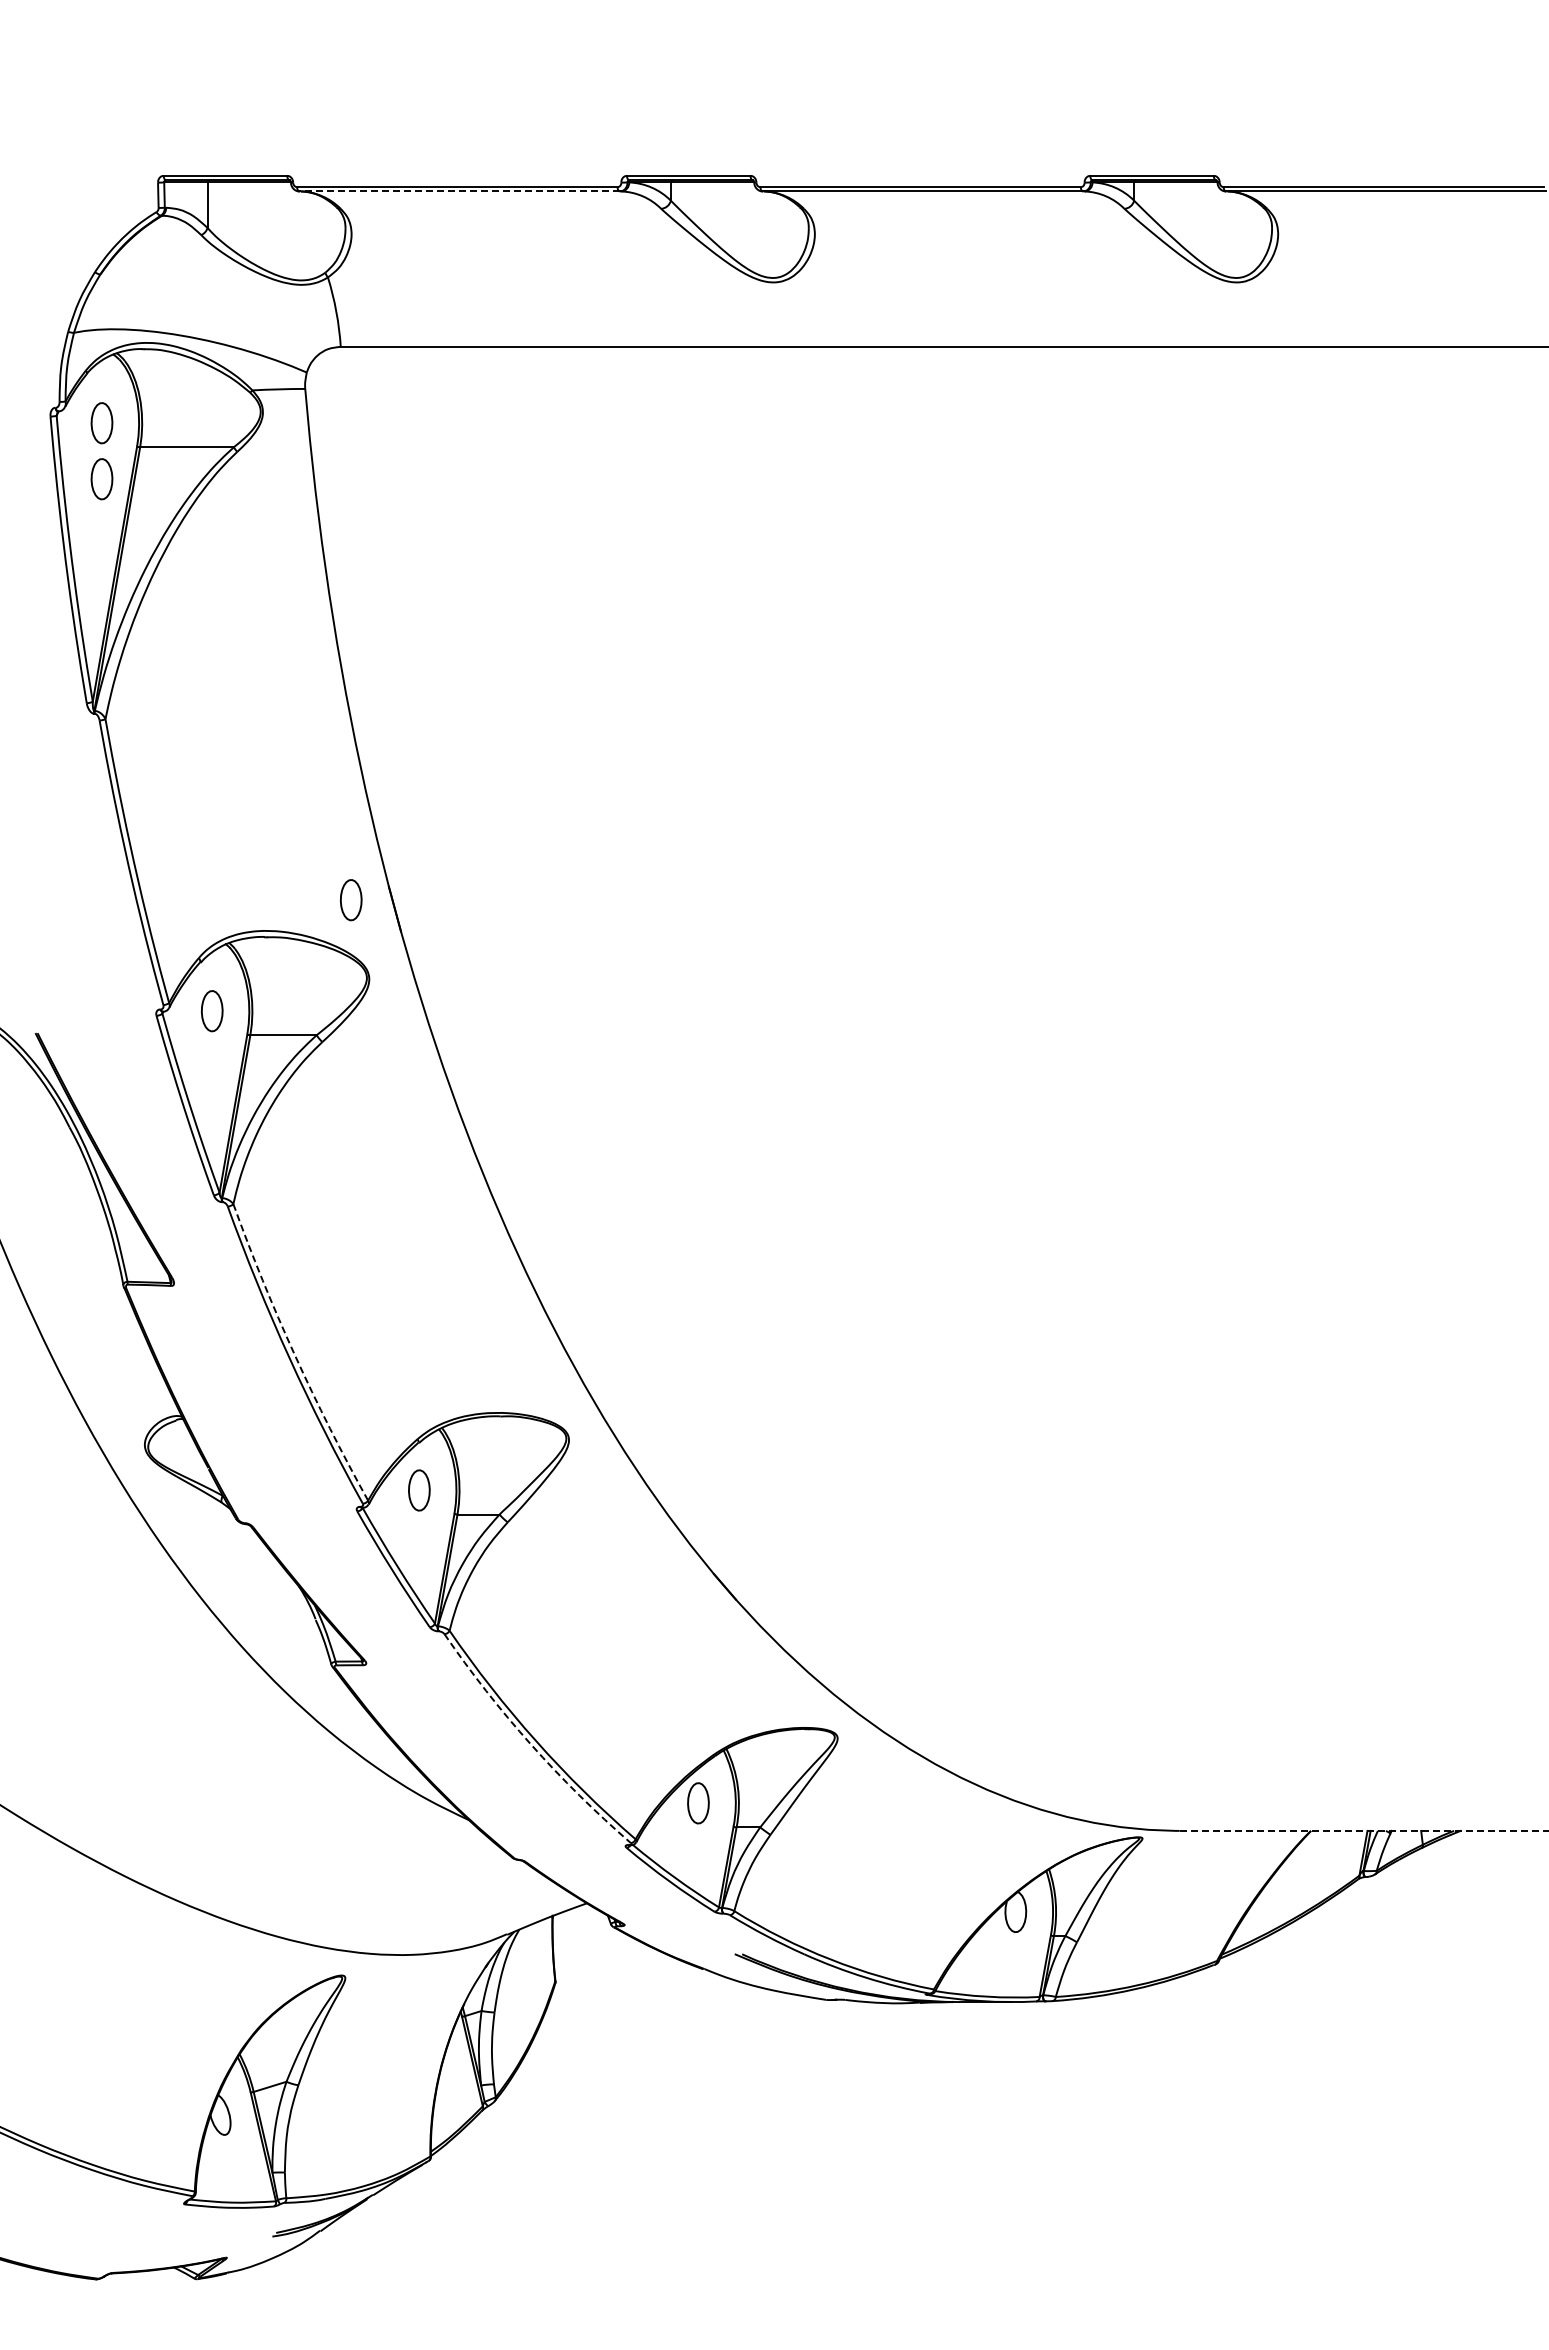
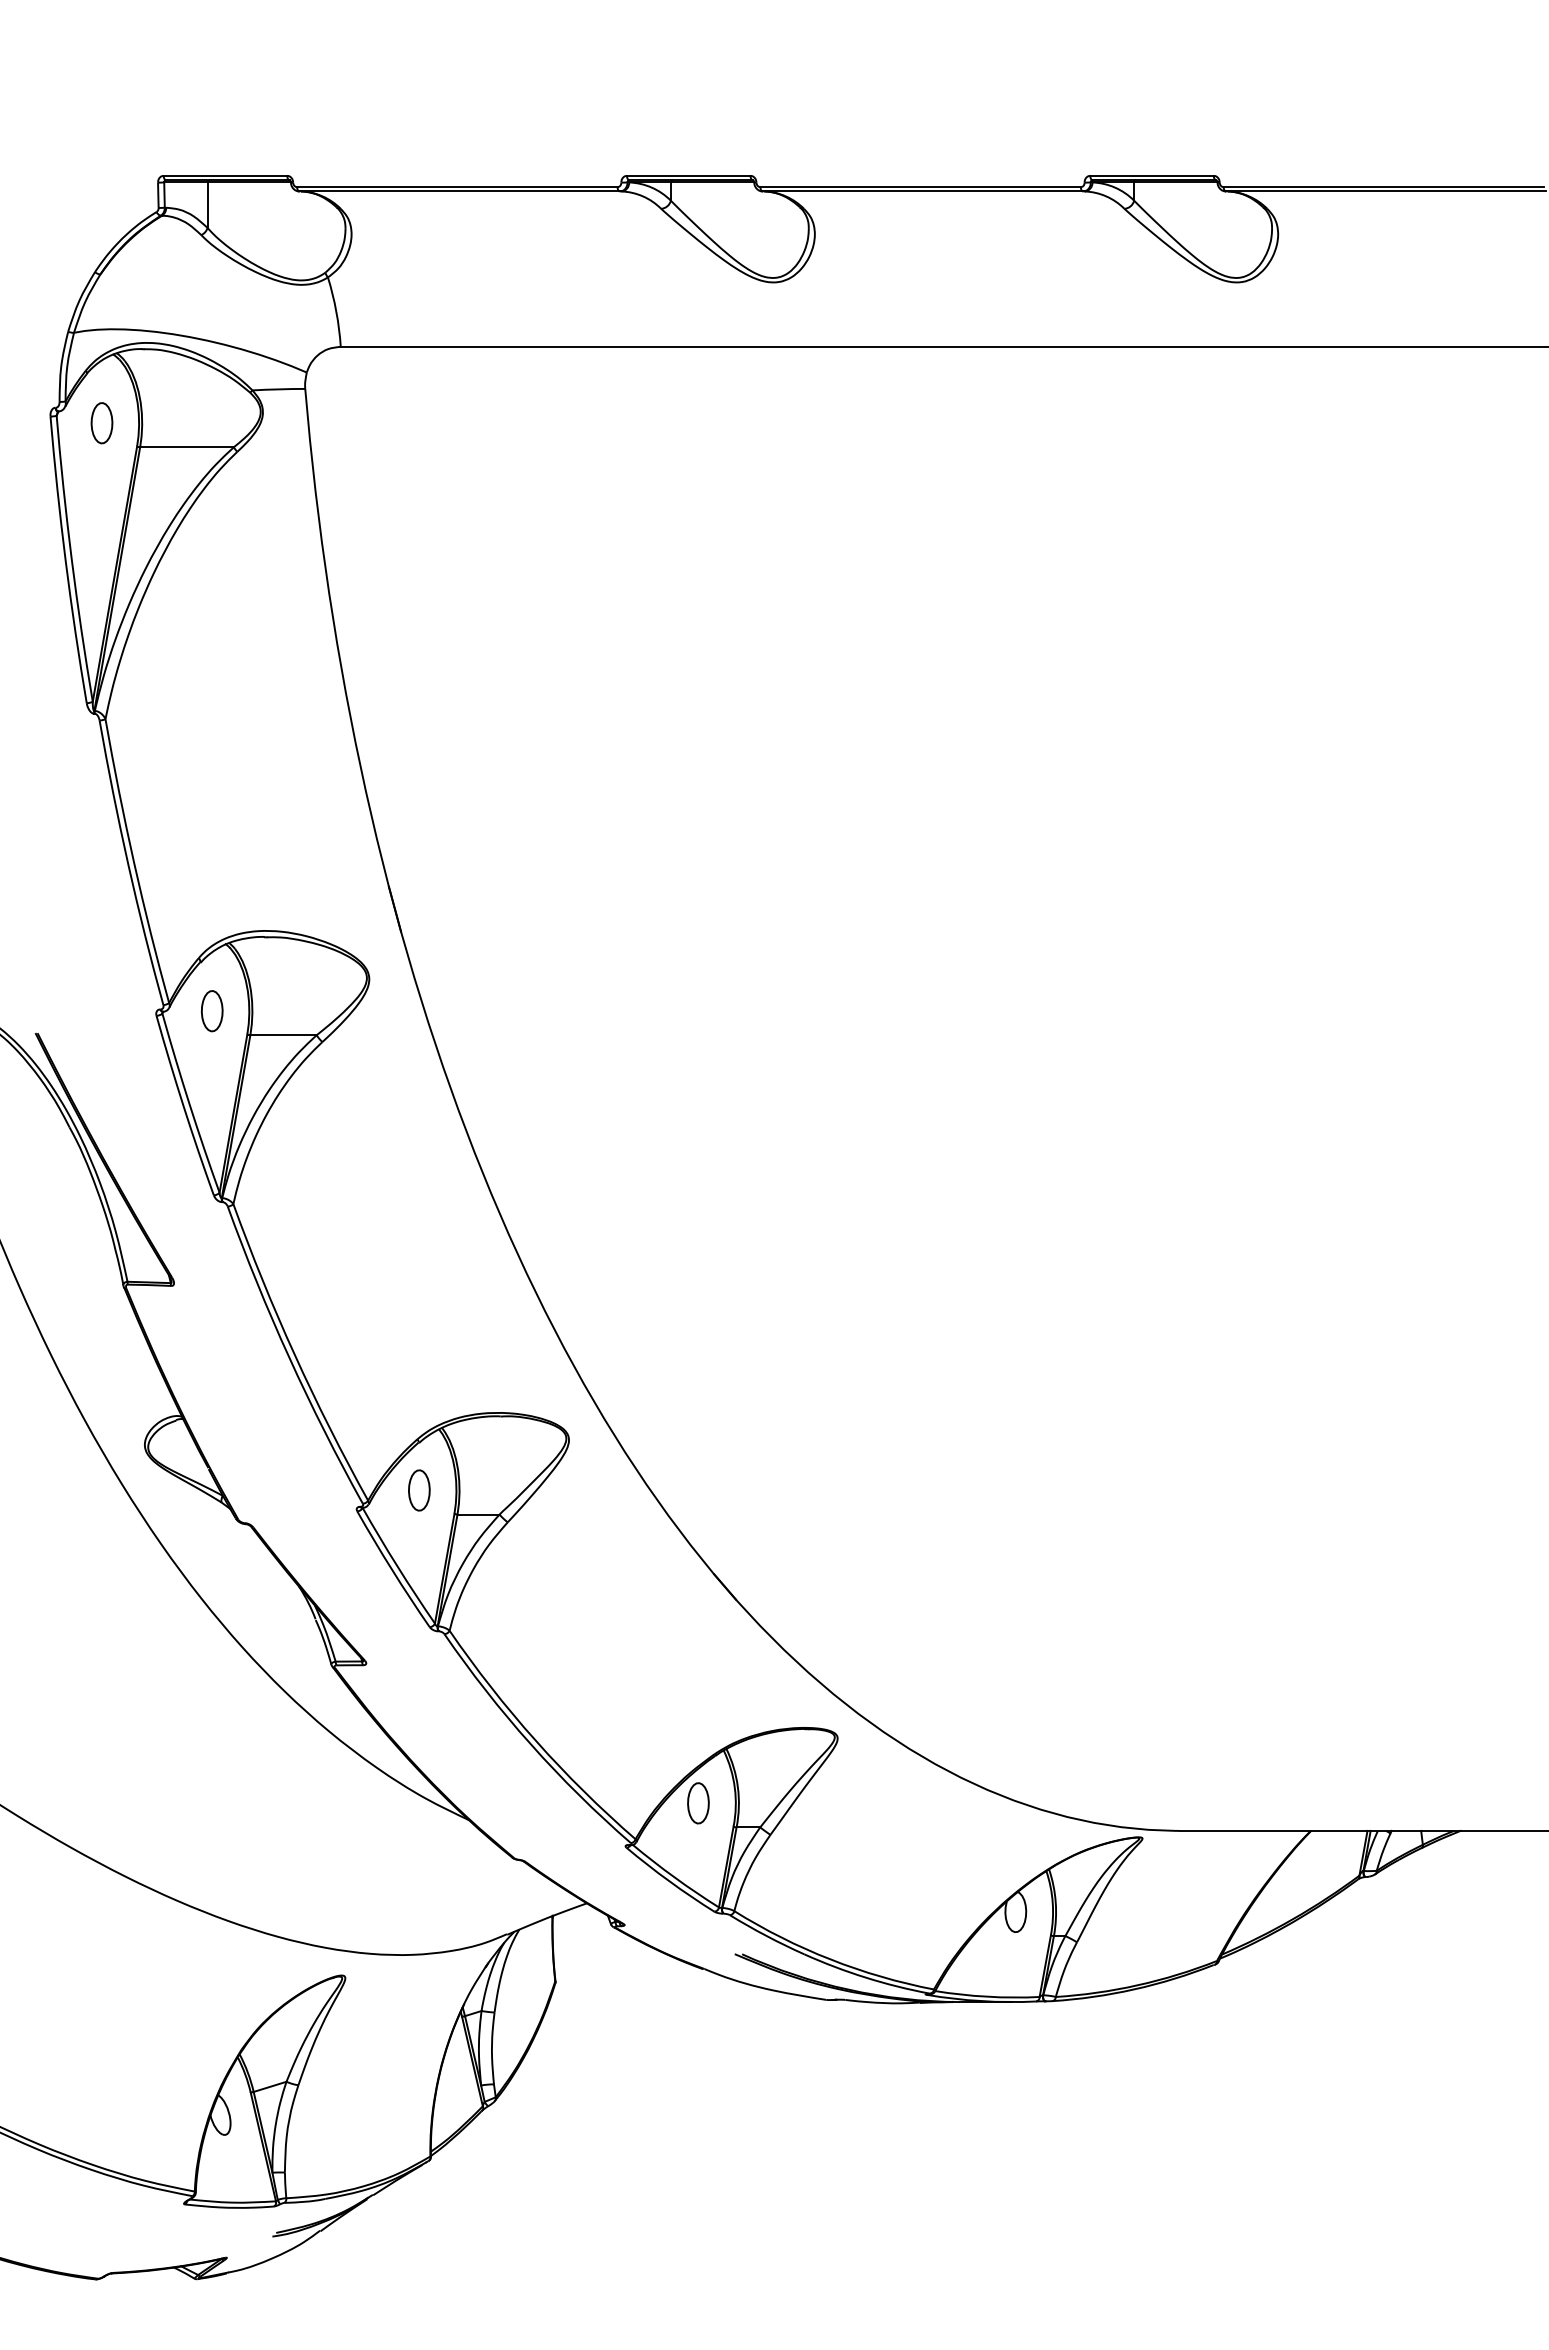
line: dashed -> solid (459, 191)
part: present -> none (101, 479)
part: present -> none (351, 900)
arc: dashed -> solid (294, 1355)
arc: dashed -> solid (531, 1744)
line: dashed -> solid (1364, 1830)
